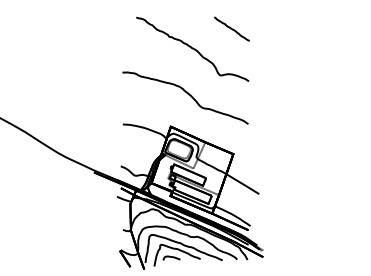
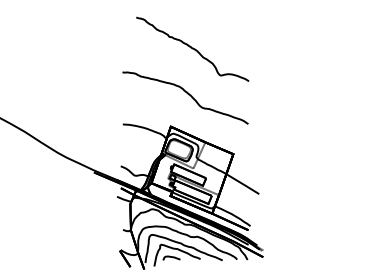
line: present -> none (231, 28)
